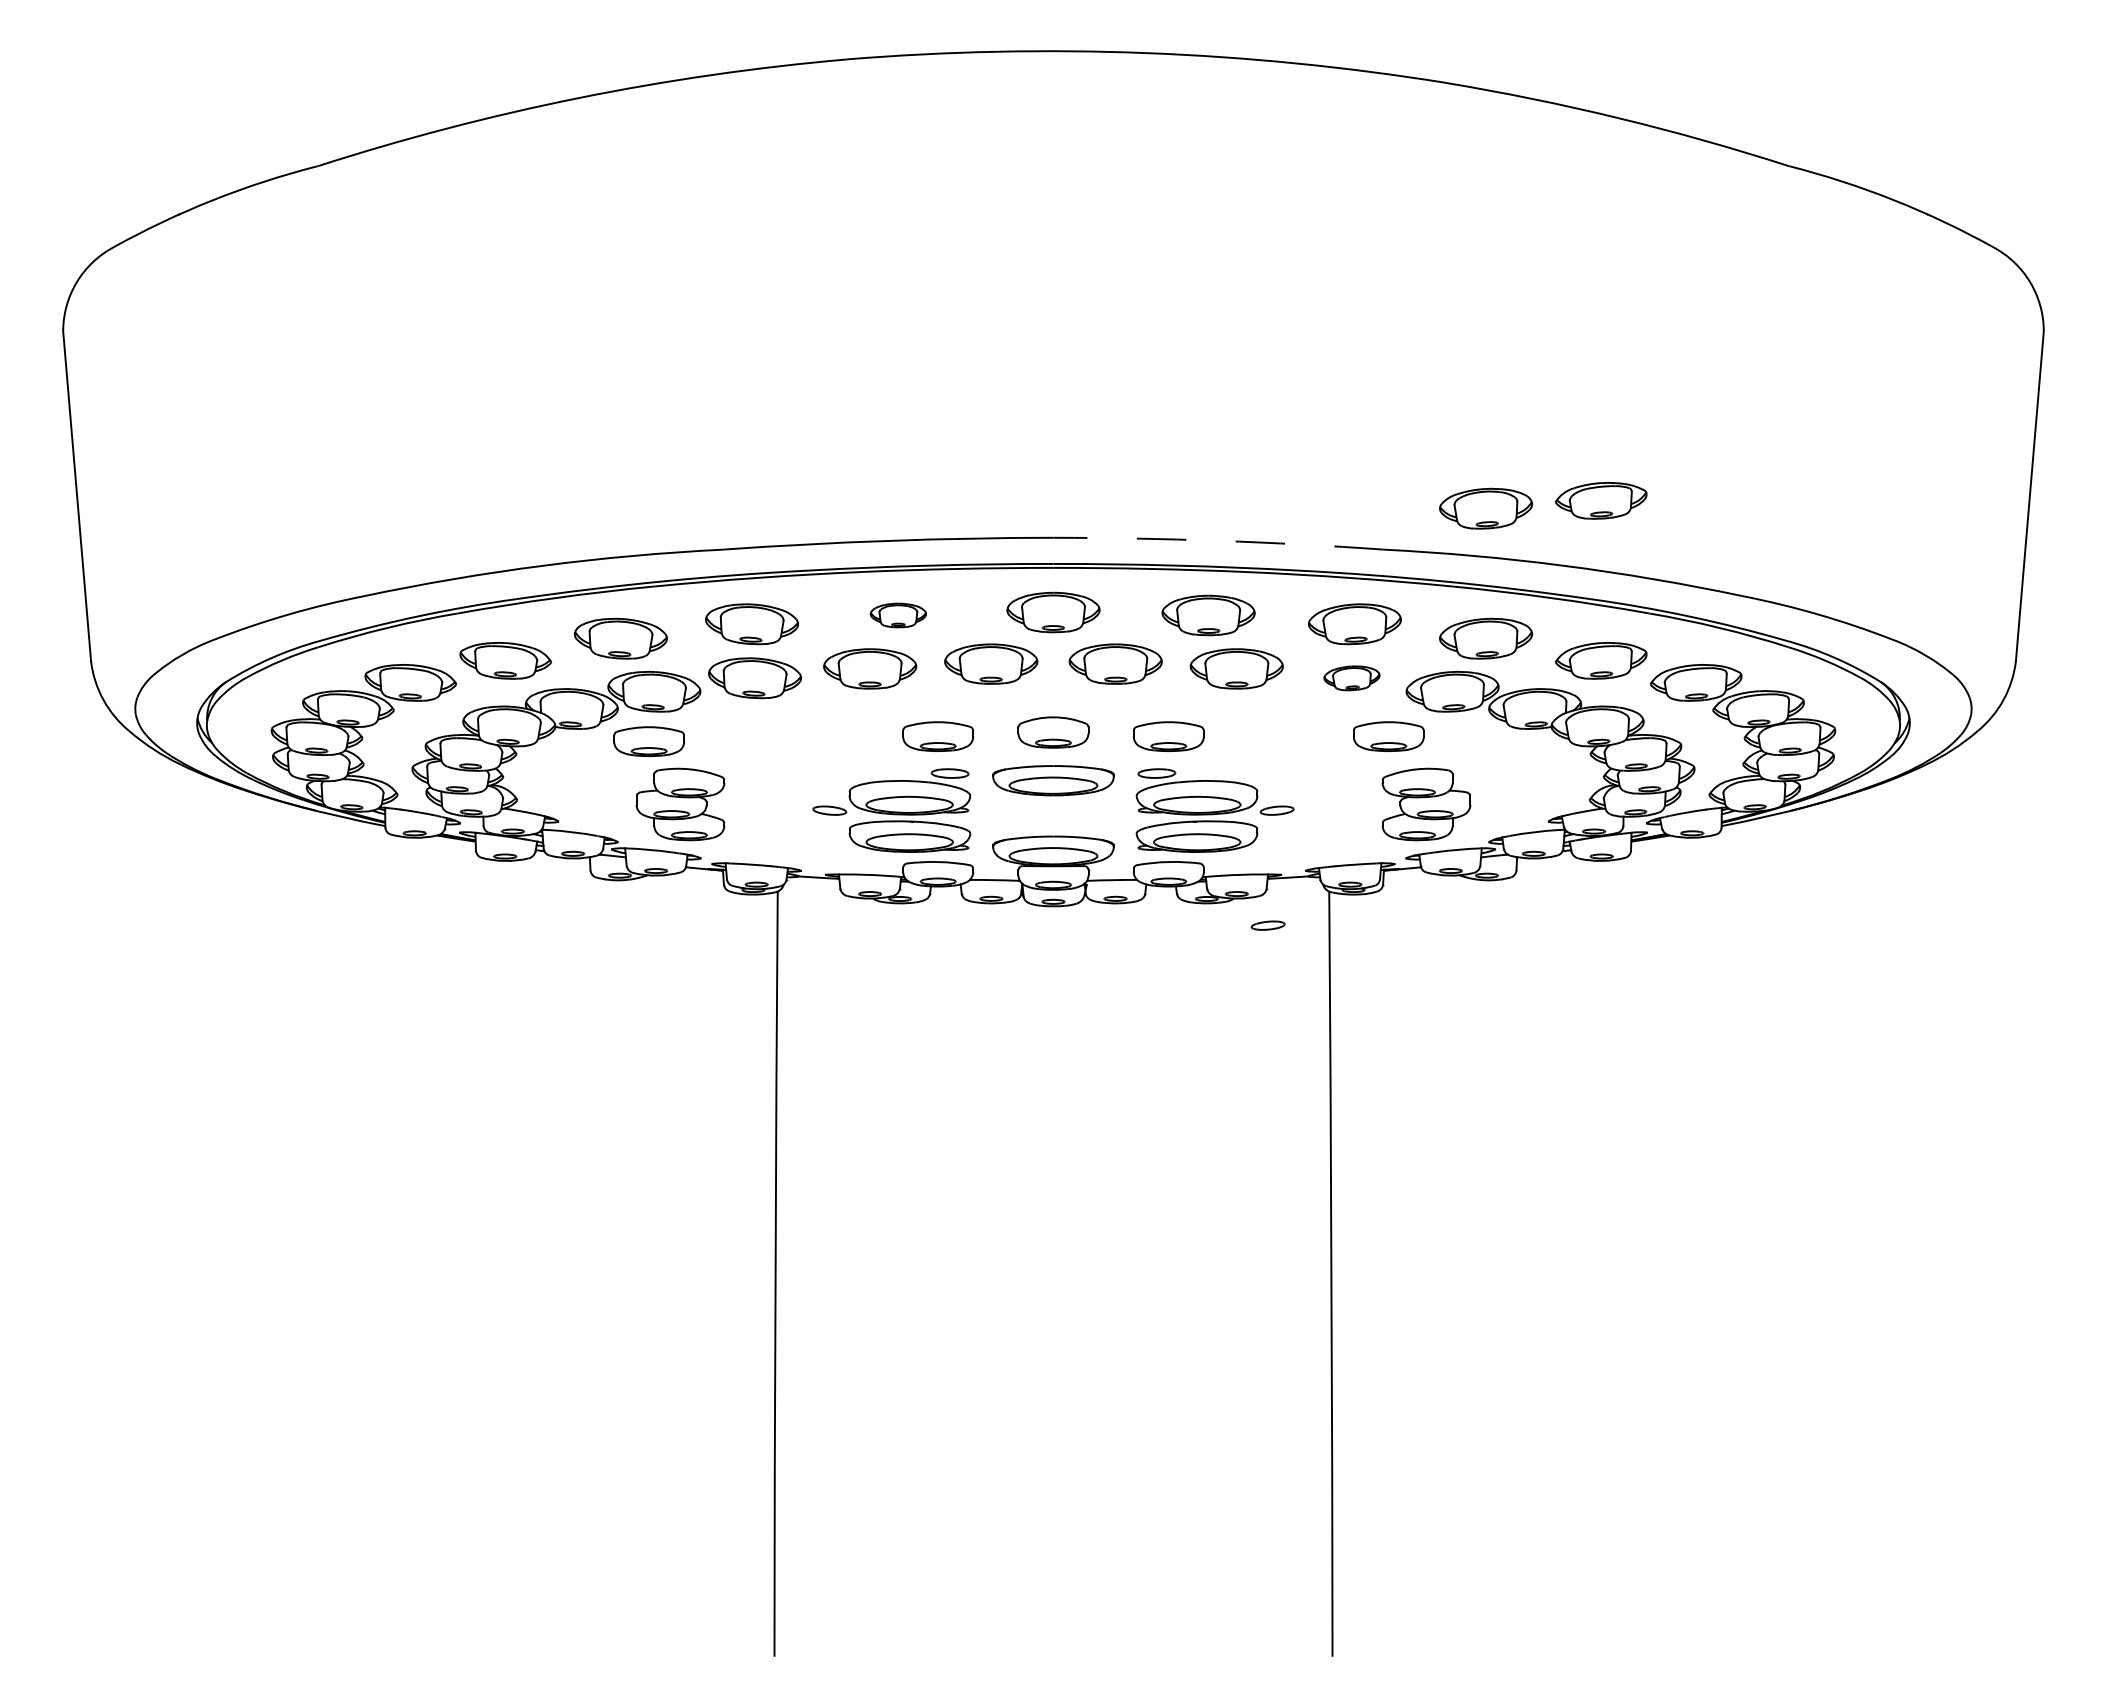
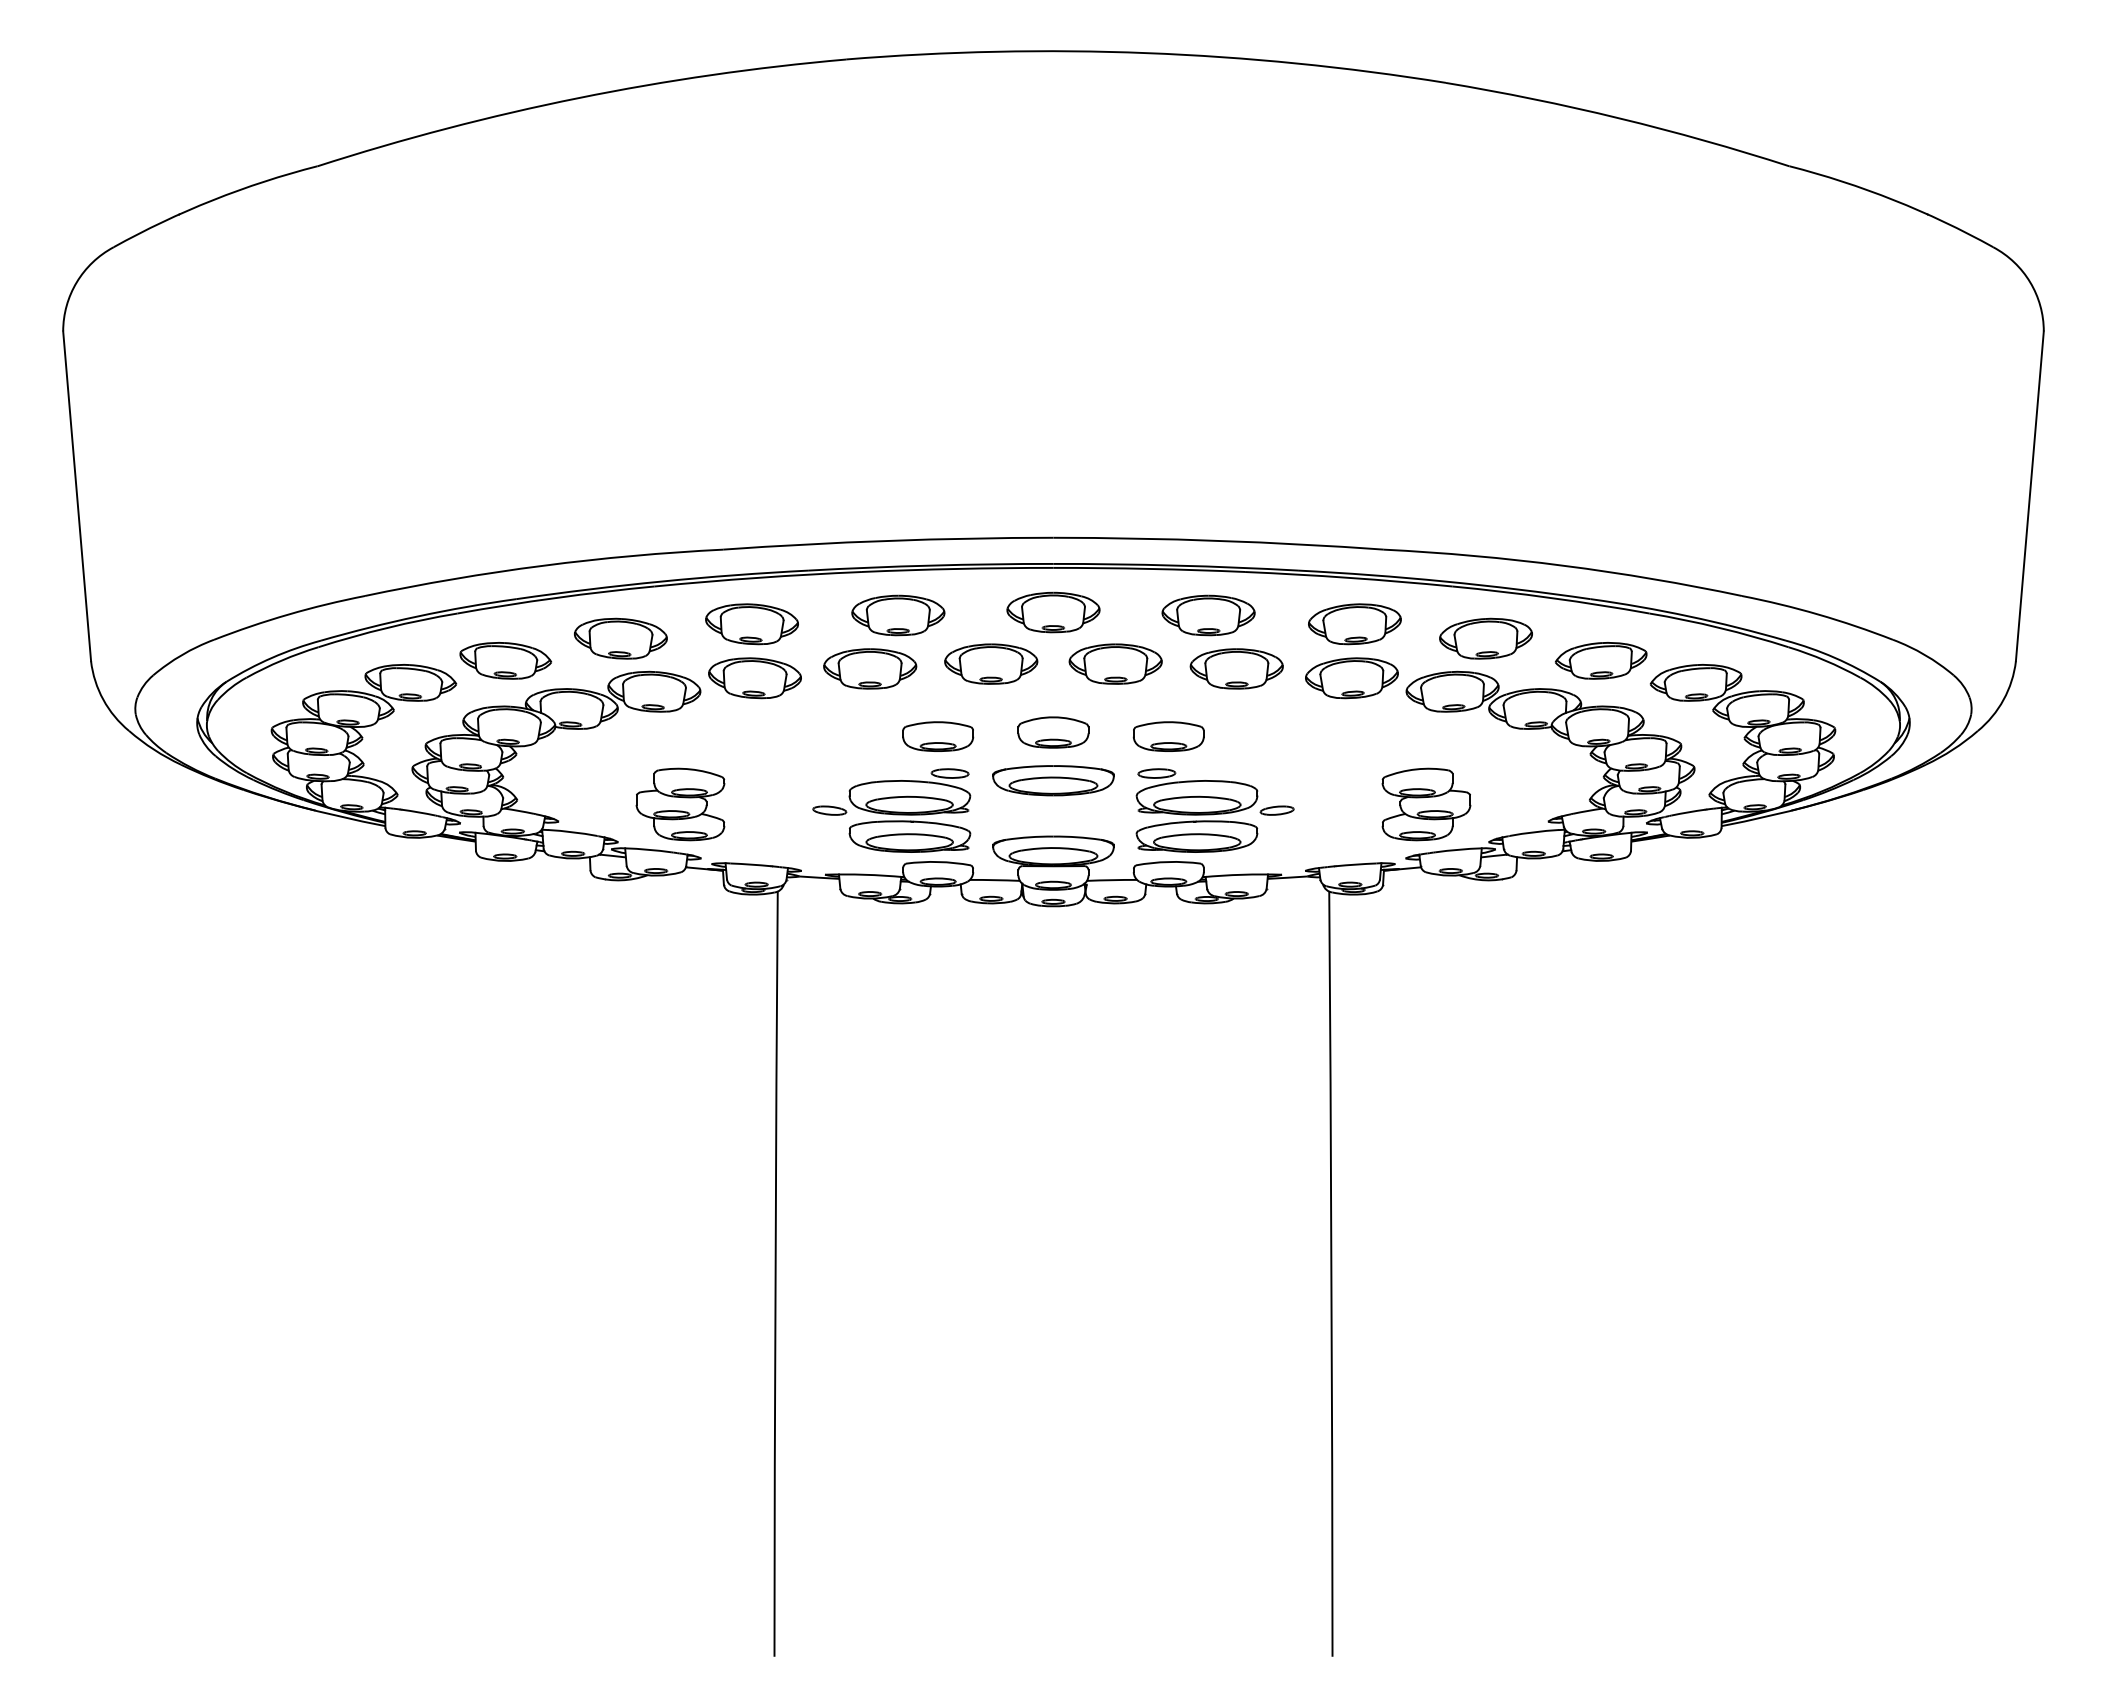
part: present -> none (1601, 500)
part: present -> none (1485, 508)
arc: dashed -> solid (1218, 540)
part size: 58x27 px -> 95x43 px (898, 615)
part size: 58x27 px -> 94x43 px (1351, 678)
part: present -> none (1388, 736)
part: present -> none (649, 741)
part: present -> none (1267, 925)
